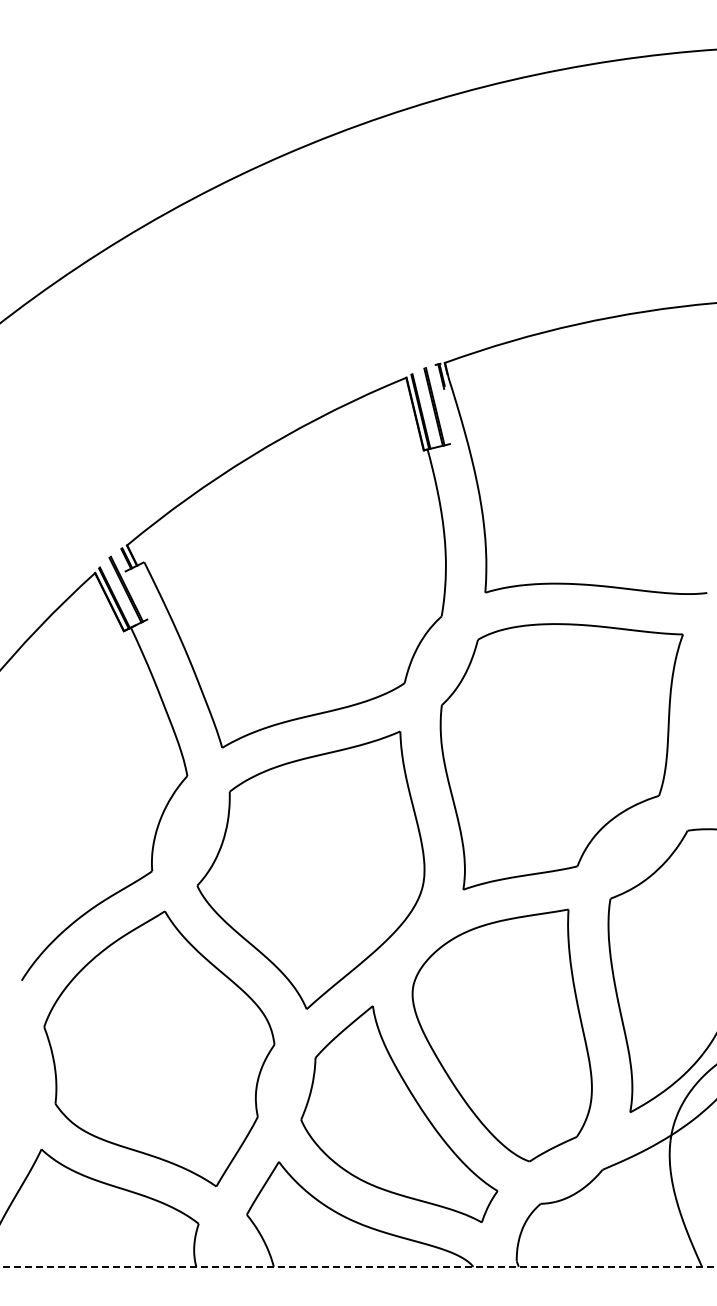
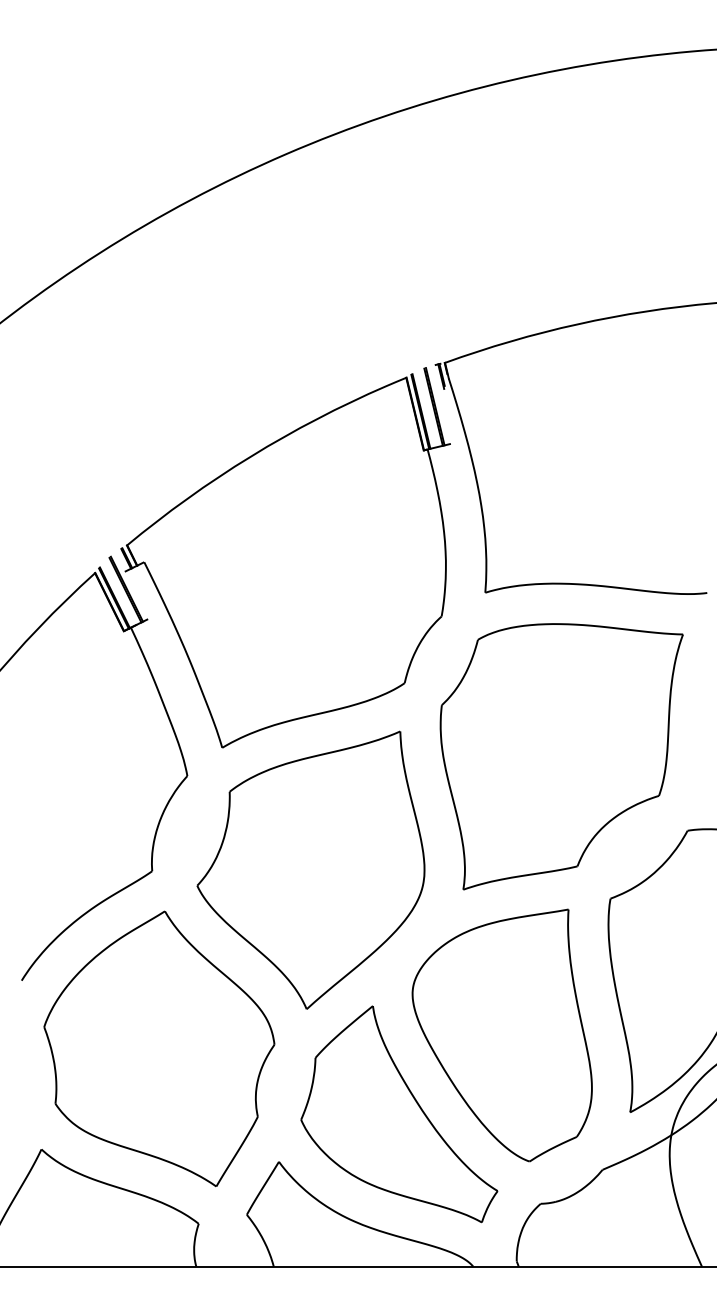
line: dashed -> solid (357, 1266)
